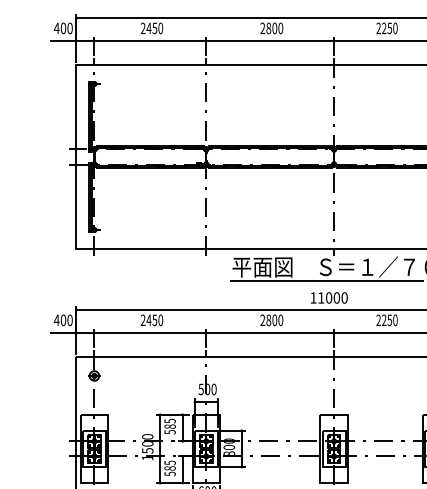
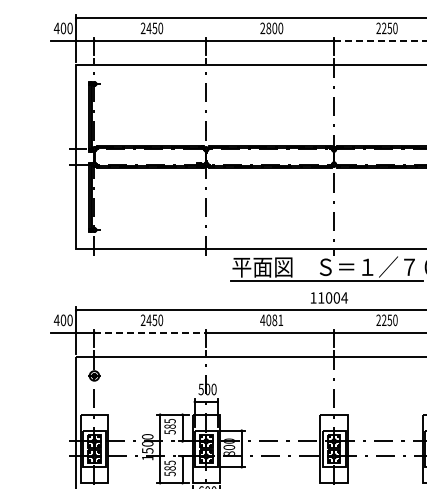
line: solid -> dashed (380, 40)
text: 11000 -> 11004 (344, 297)
text: 2800 -> 4081 (271, 320)
line: solid -> dashed (150, 332)
